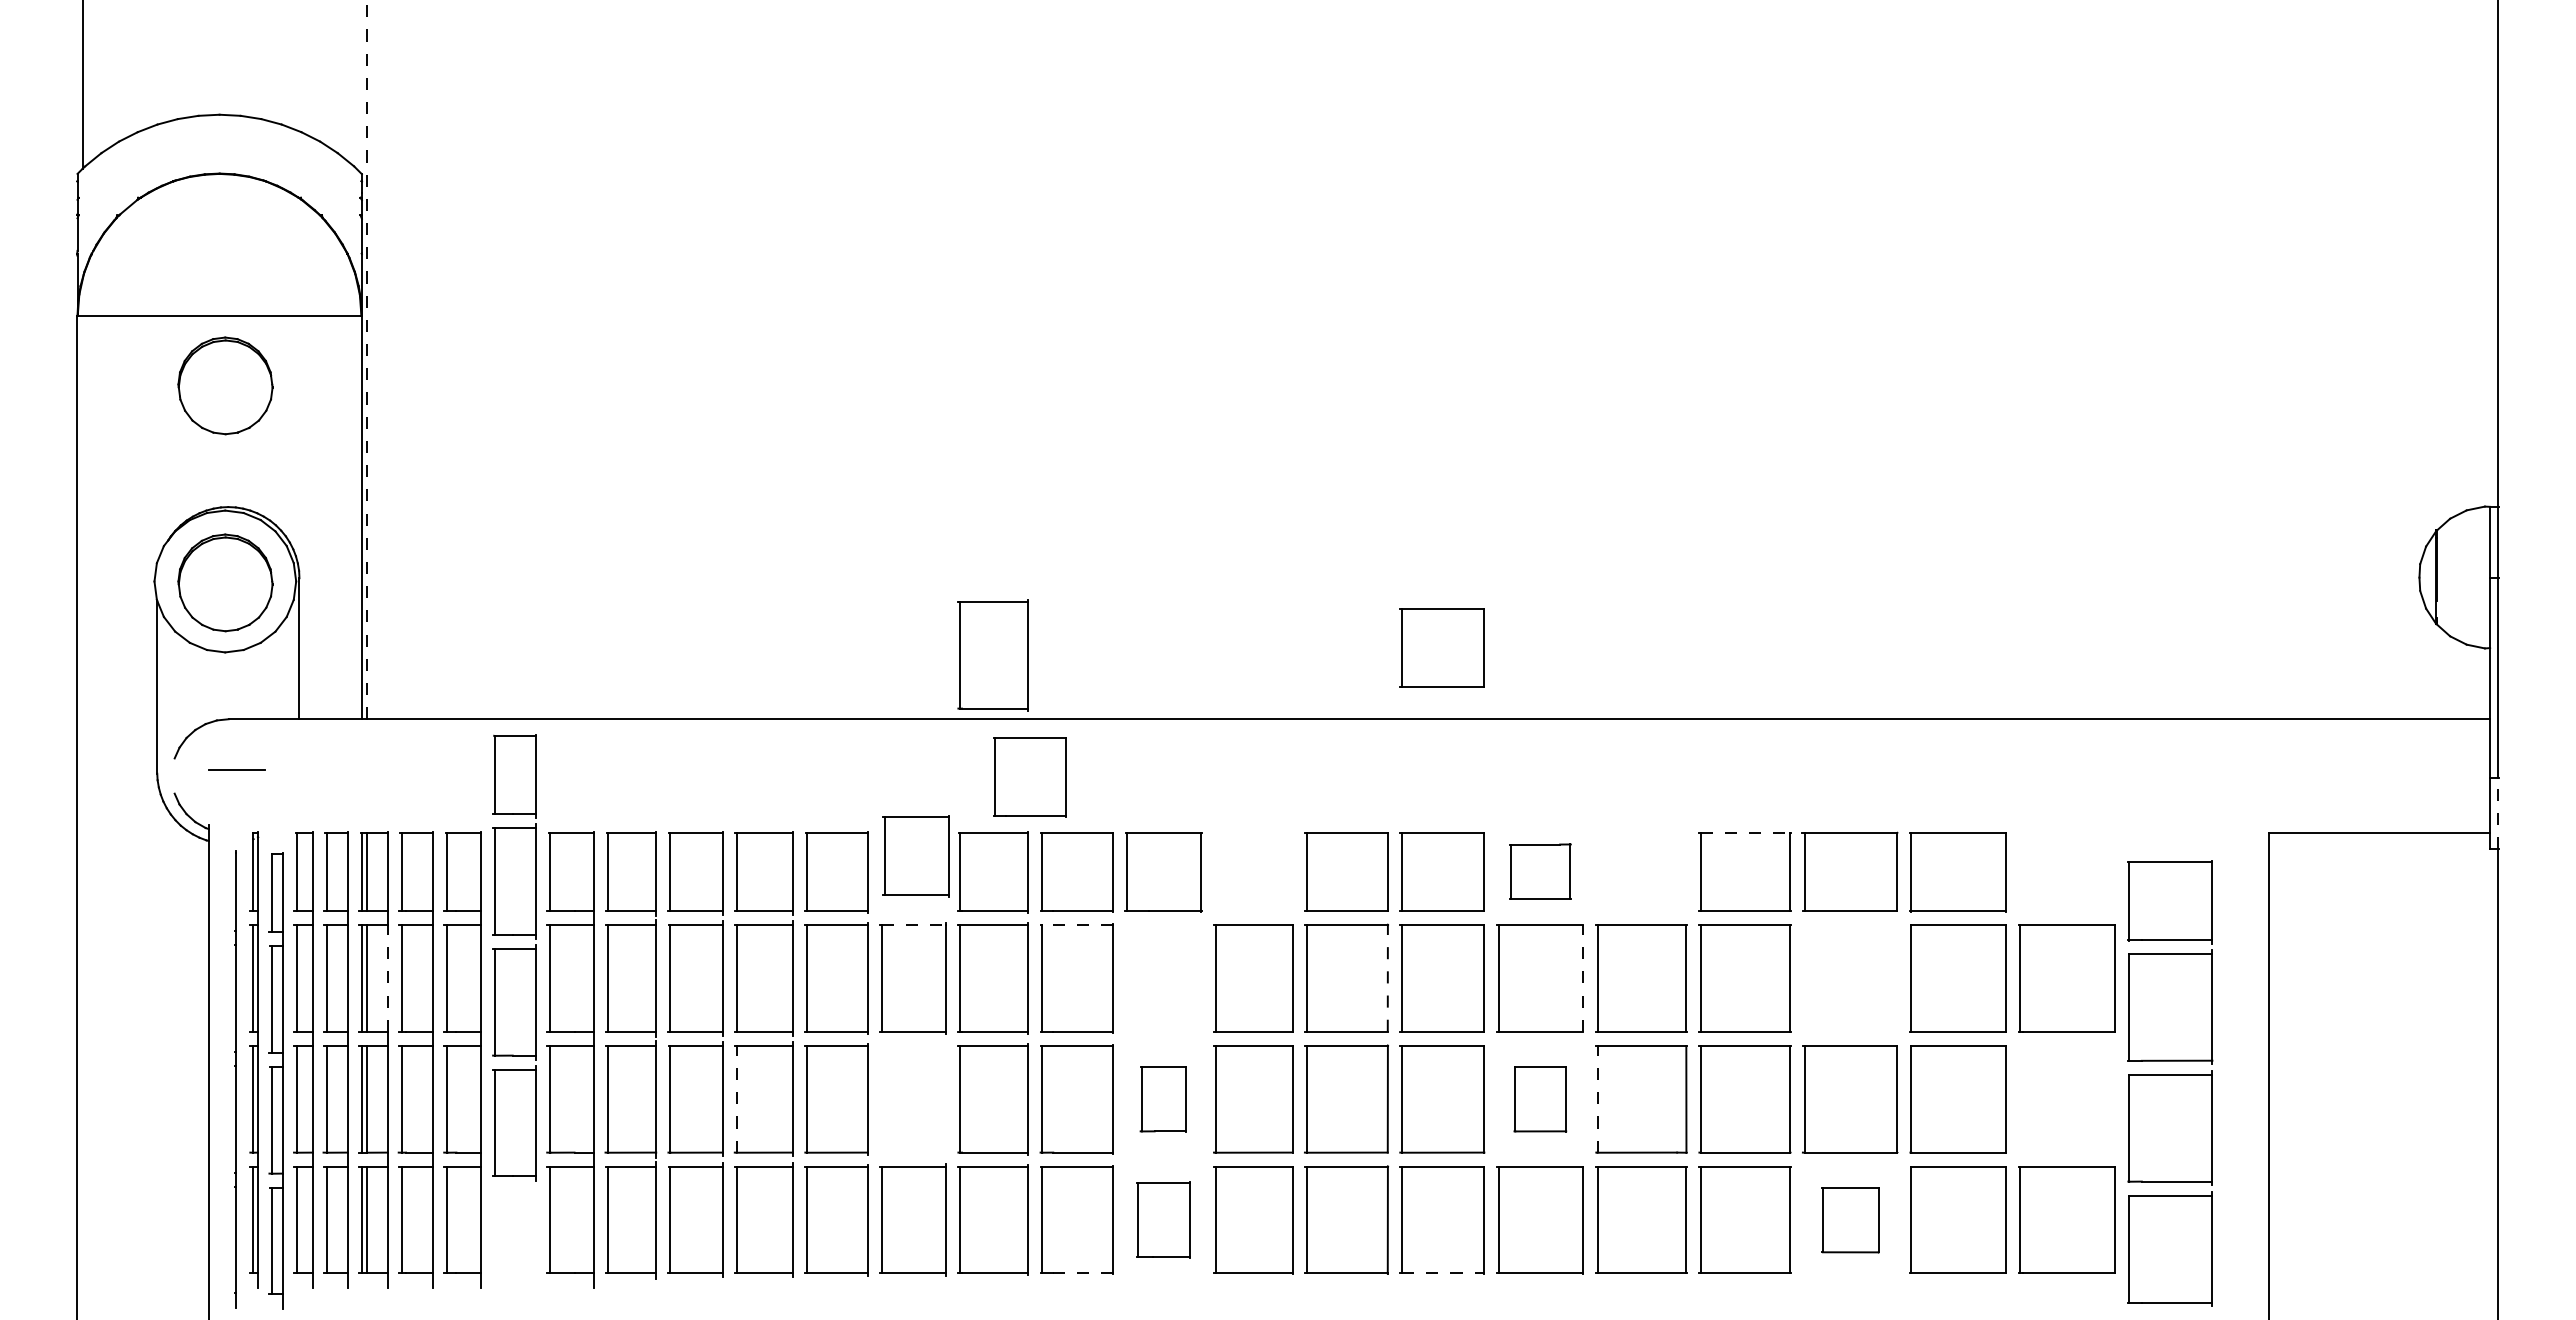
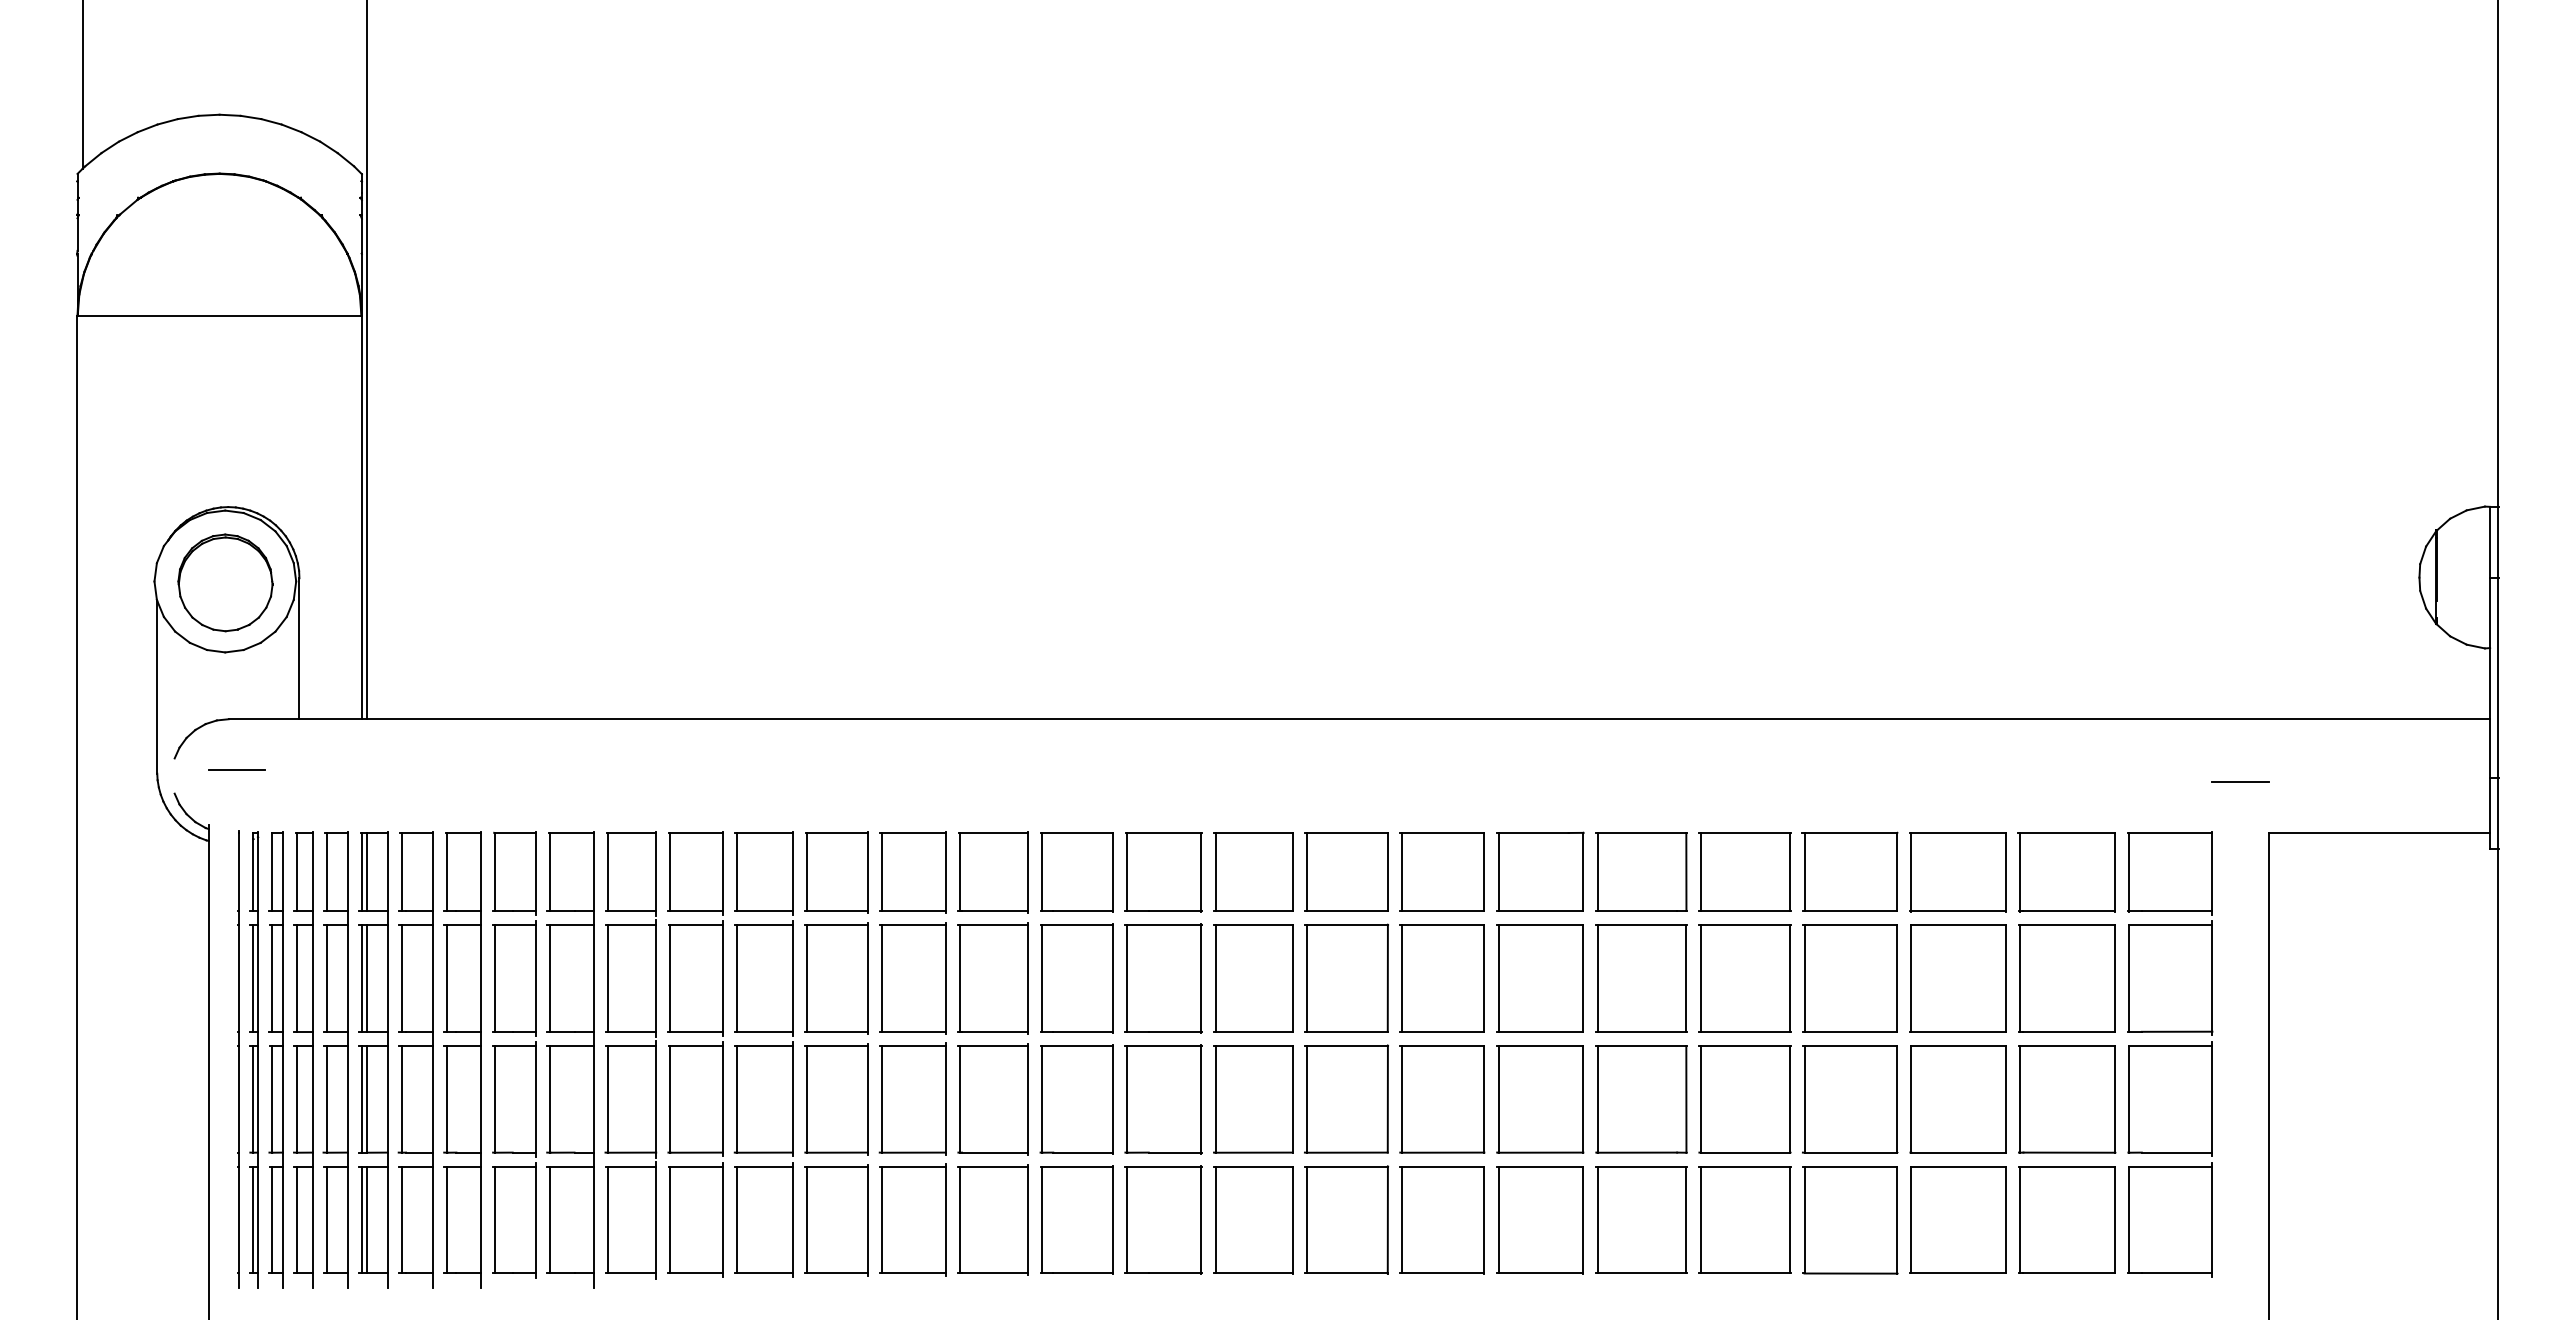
line: dashed -> solid (367, 359)
part: present -> none (225, 385)
part: present -> none (1441, 647)
part: present -> none (992, 655)
part: present -> none (1029, 777)
line: none -> present (2240, 782)
line: dashed -> solid (2497, 813)
line: dashed -> solid (1745, 832)
part position: (915, 856) -> (912, 872) (912, 872)
part: none -> present (1253, 871)
part size: 63x57 px -> 89x81 px (1540, 871)
part: none -> present (1641, 871)
part: none -> present (2066, 872)
line: dashed -> solid (913, 925)
line: dashed -> solid (1077, 925)
part position: (514, 957) -> (514, 1054) (514, 1054)
line: dashed -> solid (387, 977)
line: dashed -> solid (1387, 977)
line: dashed -> solid (1583, 977)
part: none -> present (1163, 978)
part: none -> present (1849, 978)
line position: (235, 1079) -> (238, 1059) (238, 1059)
part position: (275, 1080) -> (275, 1059) (275, 1059)
part position: (2170, 1083) -> (2170, 1054) (2170, 1054)
line: dashed -> solid (736, 1098)
part: none -> present (912, 1098)
line: dashed -> solid (1597, 1098)
part size: 48x67 px -> 79x111 px (1163, 1099)
part size: 55x67 px -> 89x109 px (1540, 1099)
part: none -> present (2067, 1099)
part size: 55x78 px -> 79x110 px (1163, 1219)
part size: 59x67 px -> 97x109 px (1850, 1220)
line: dashed -> solid (1083, 1273)
line: dashed -> solid (1443, 1273)
